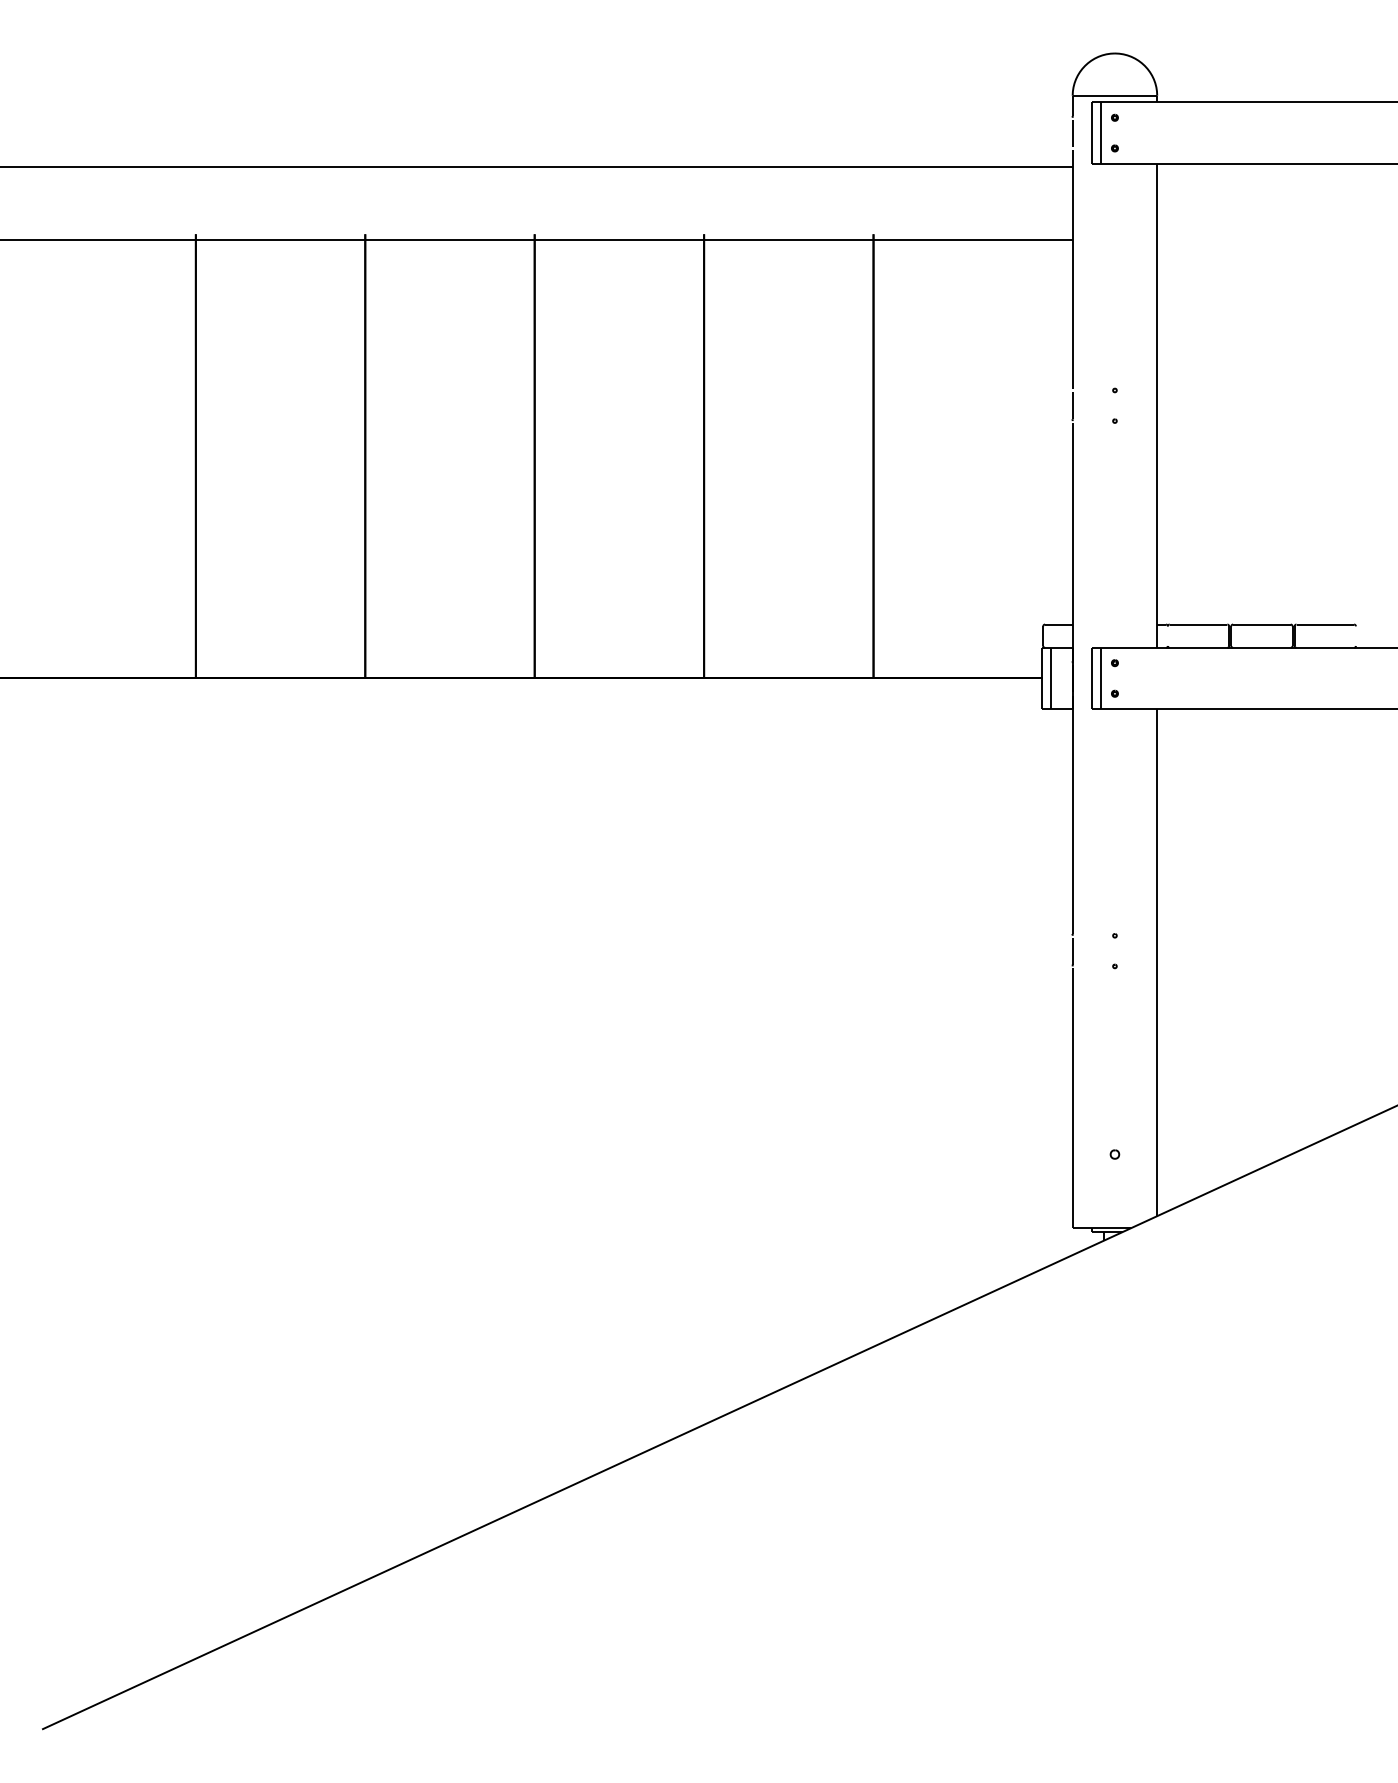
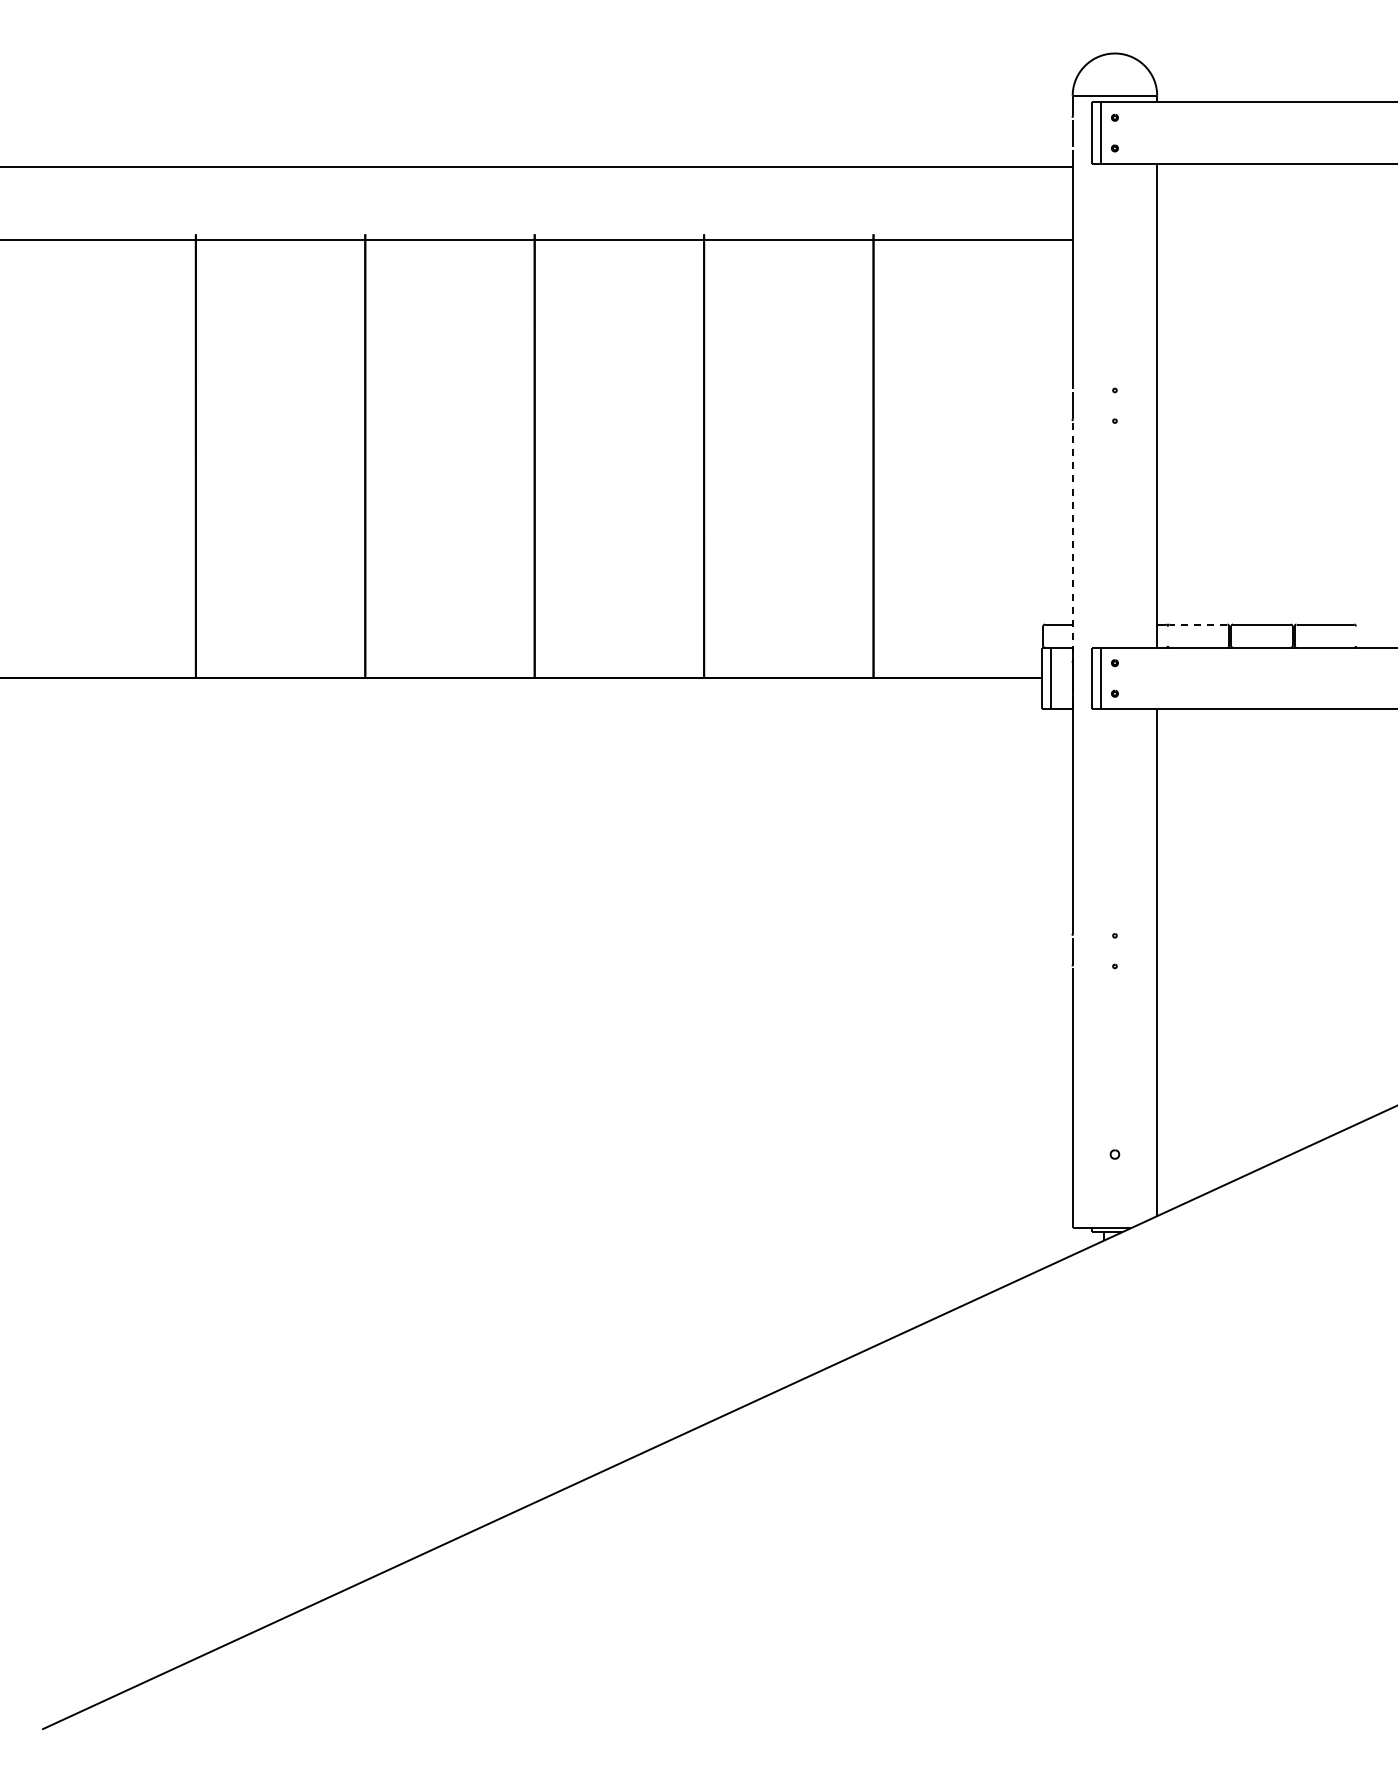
line: solid -> dashed (1072, 542)
line: solid -> dashed (1198, 624)
